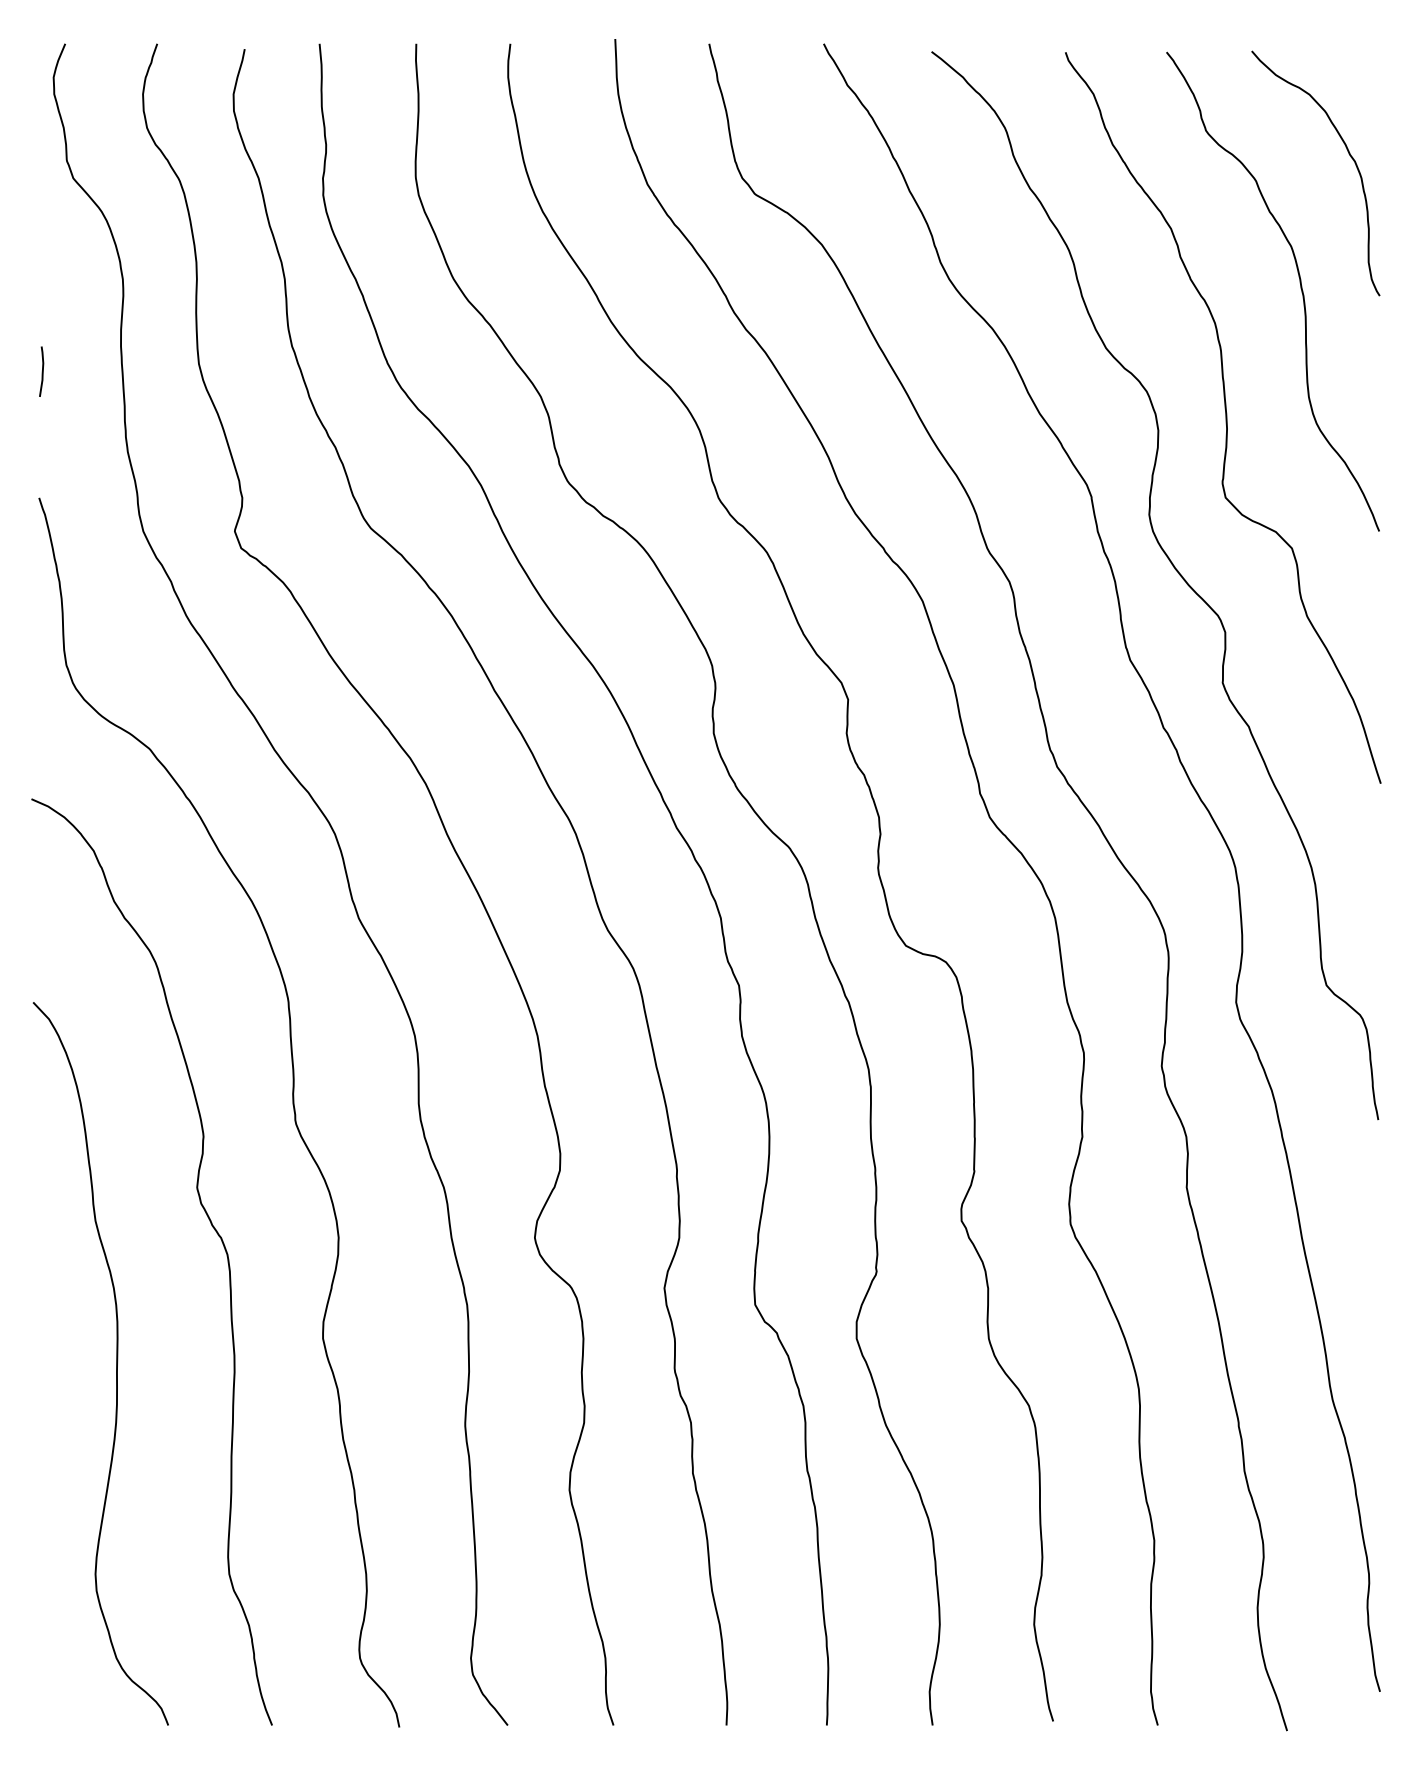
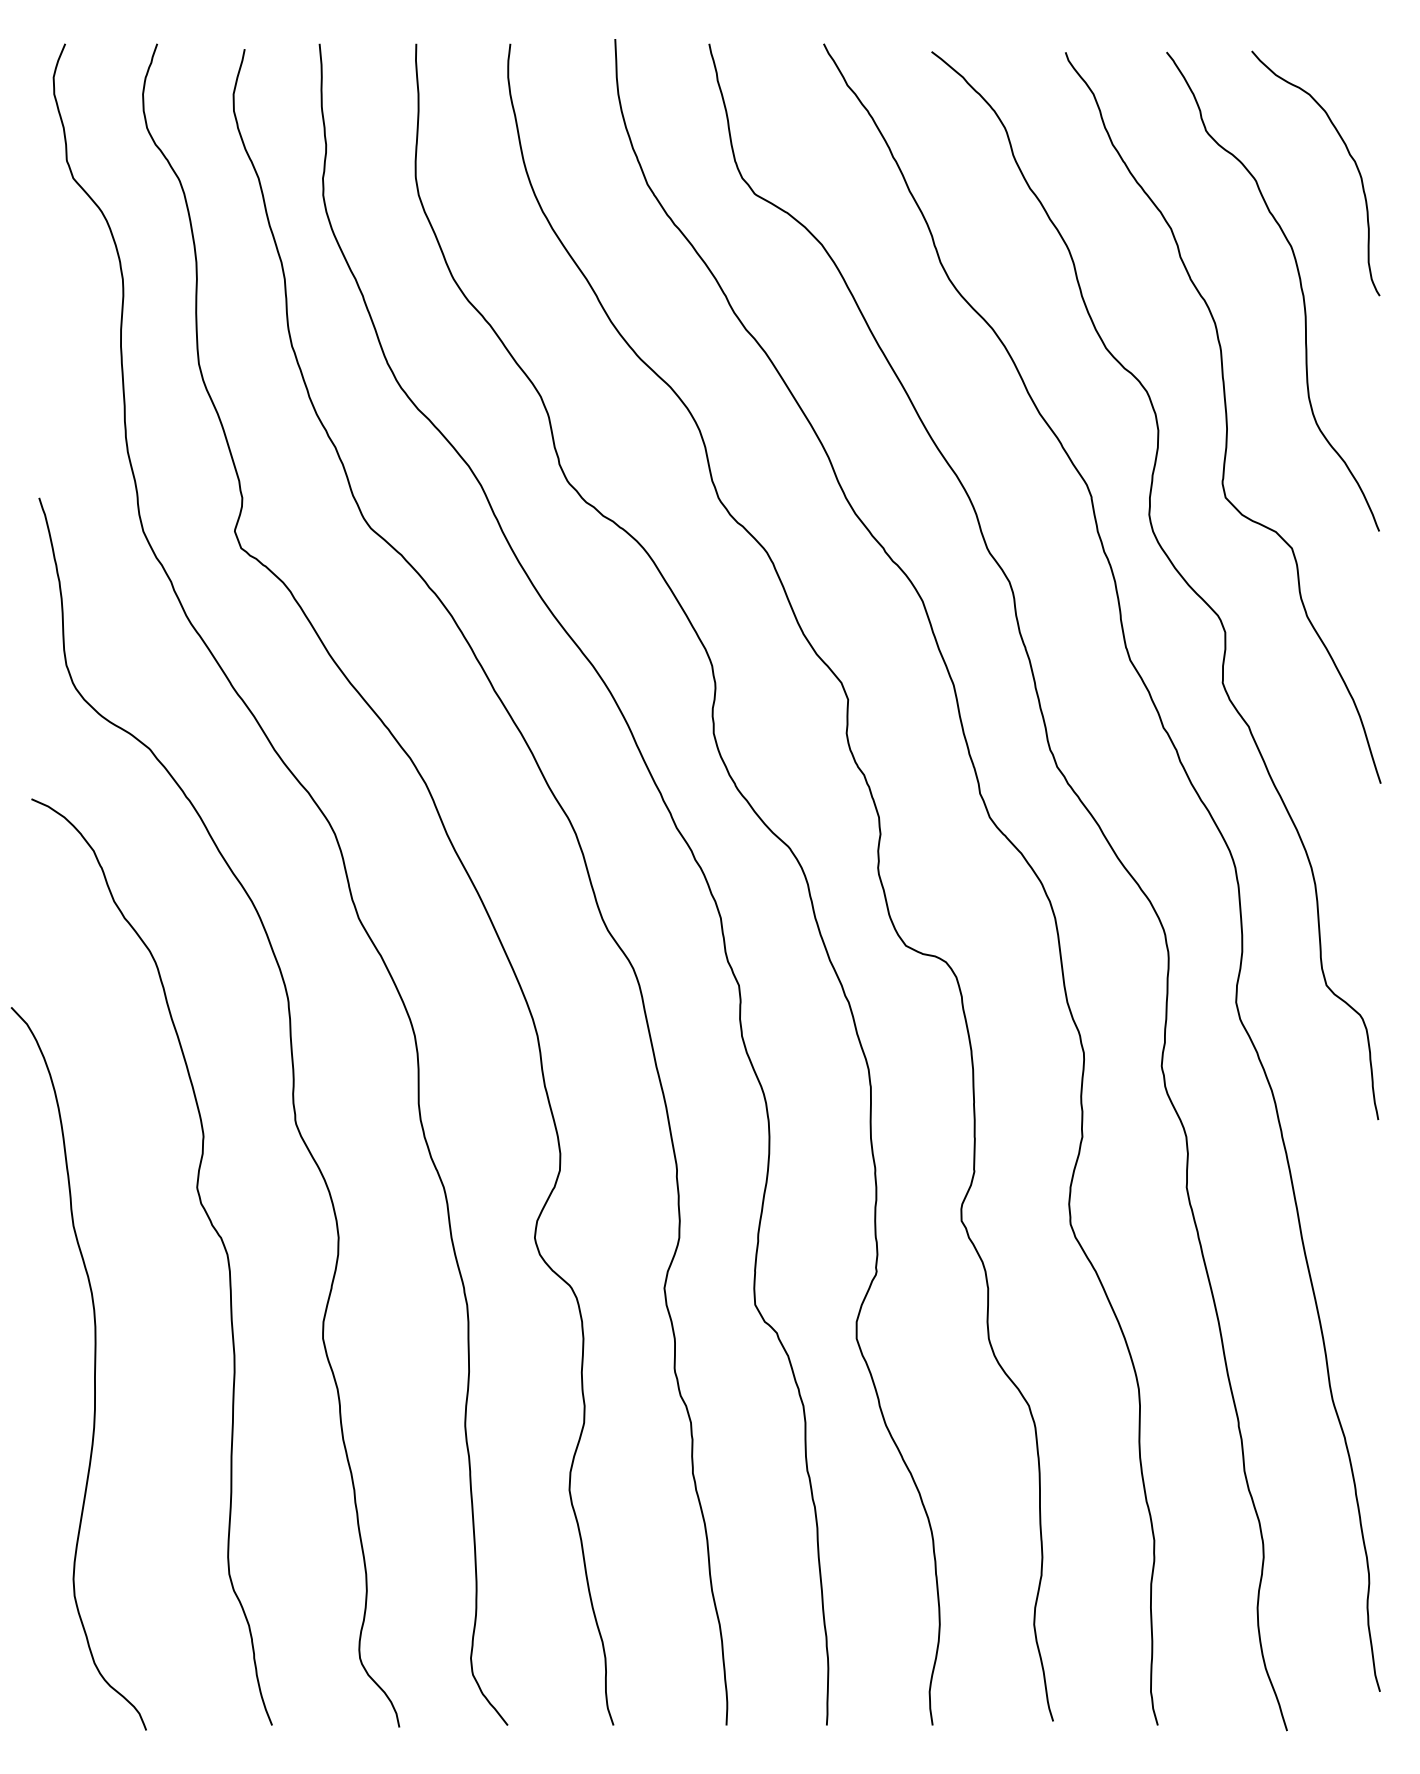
curve: present -> none (41, 371)
curve position: (116, 1363) -> (94, 1368) (94, 1368)
